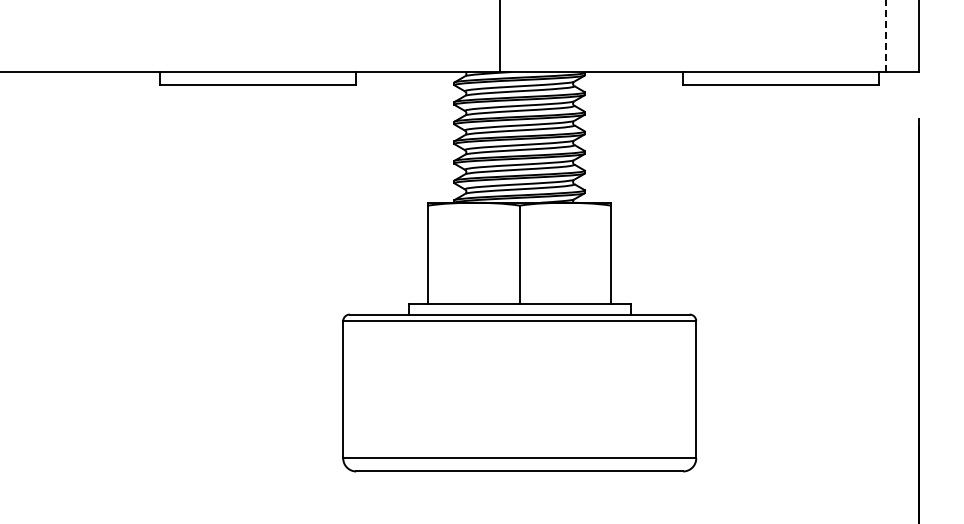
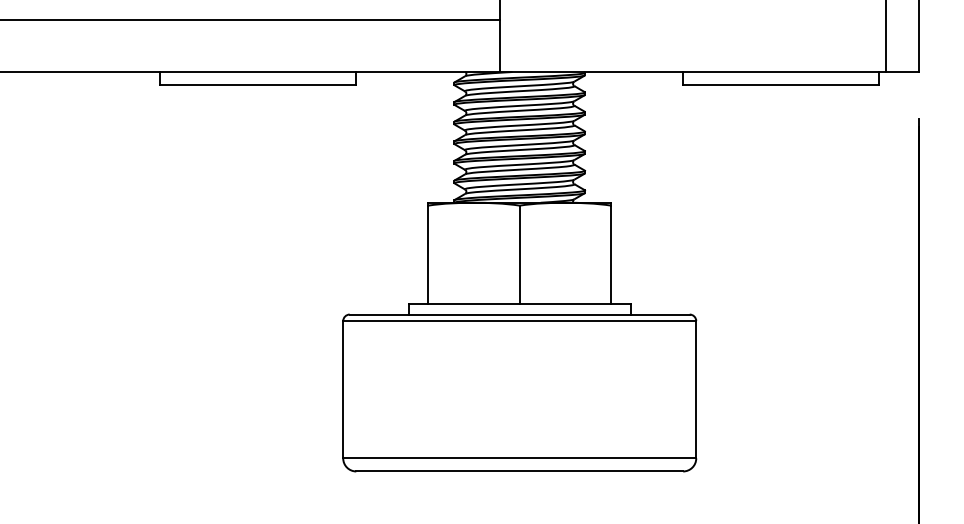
line: none -> present (251, 19)
line: dashed -> solid (885, 35)
